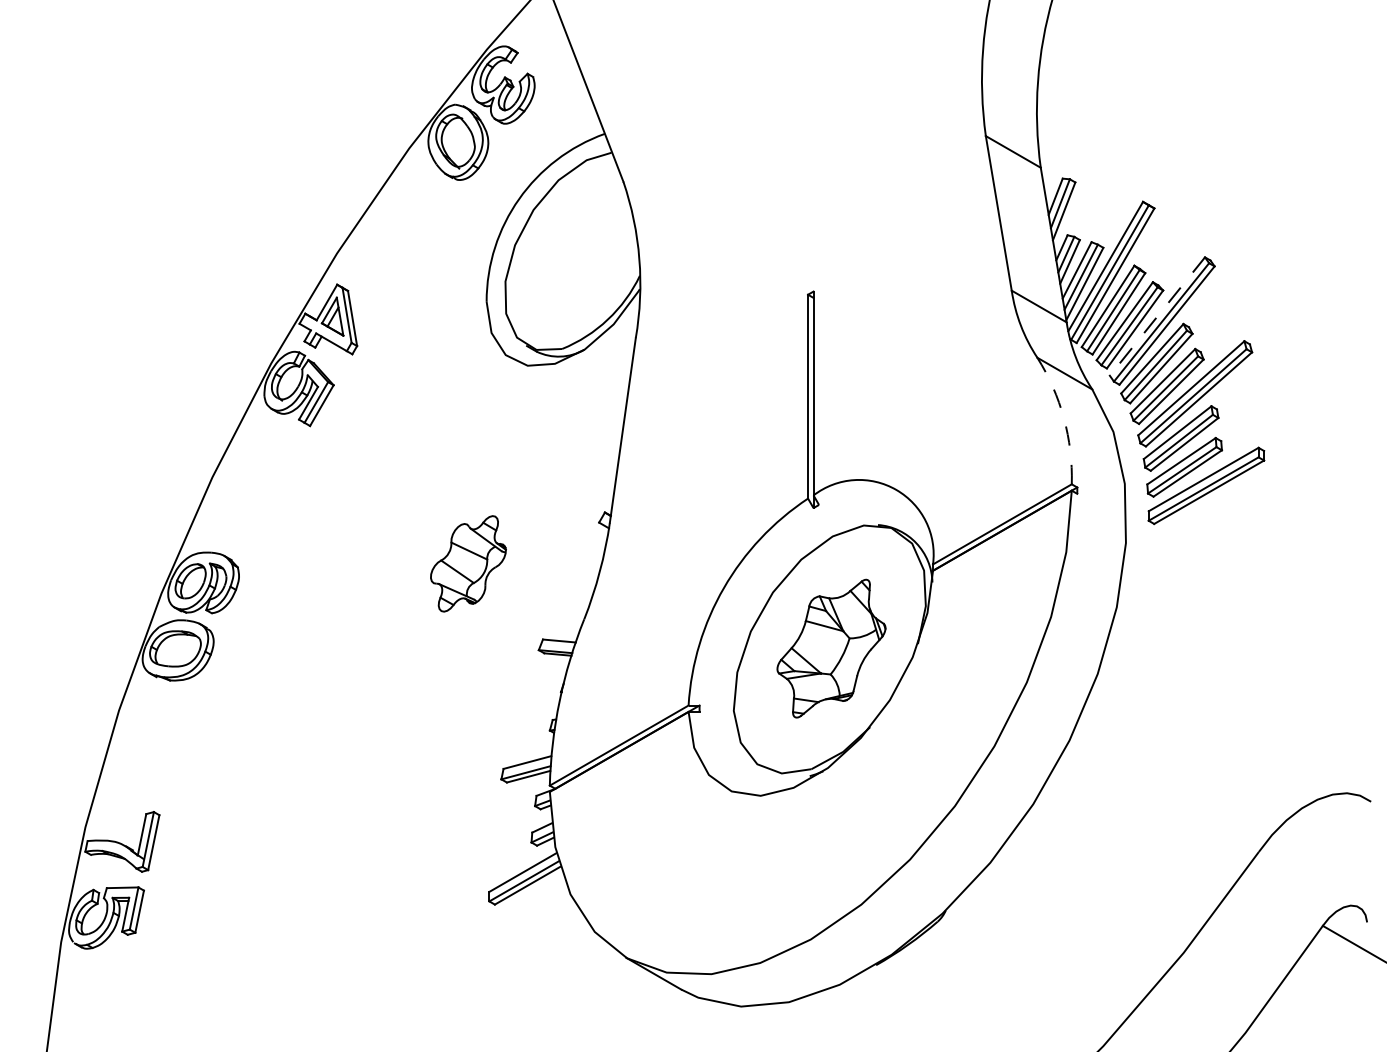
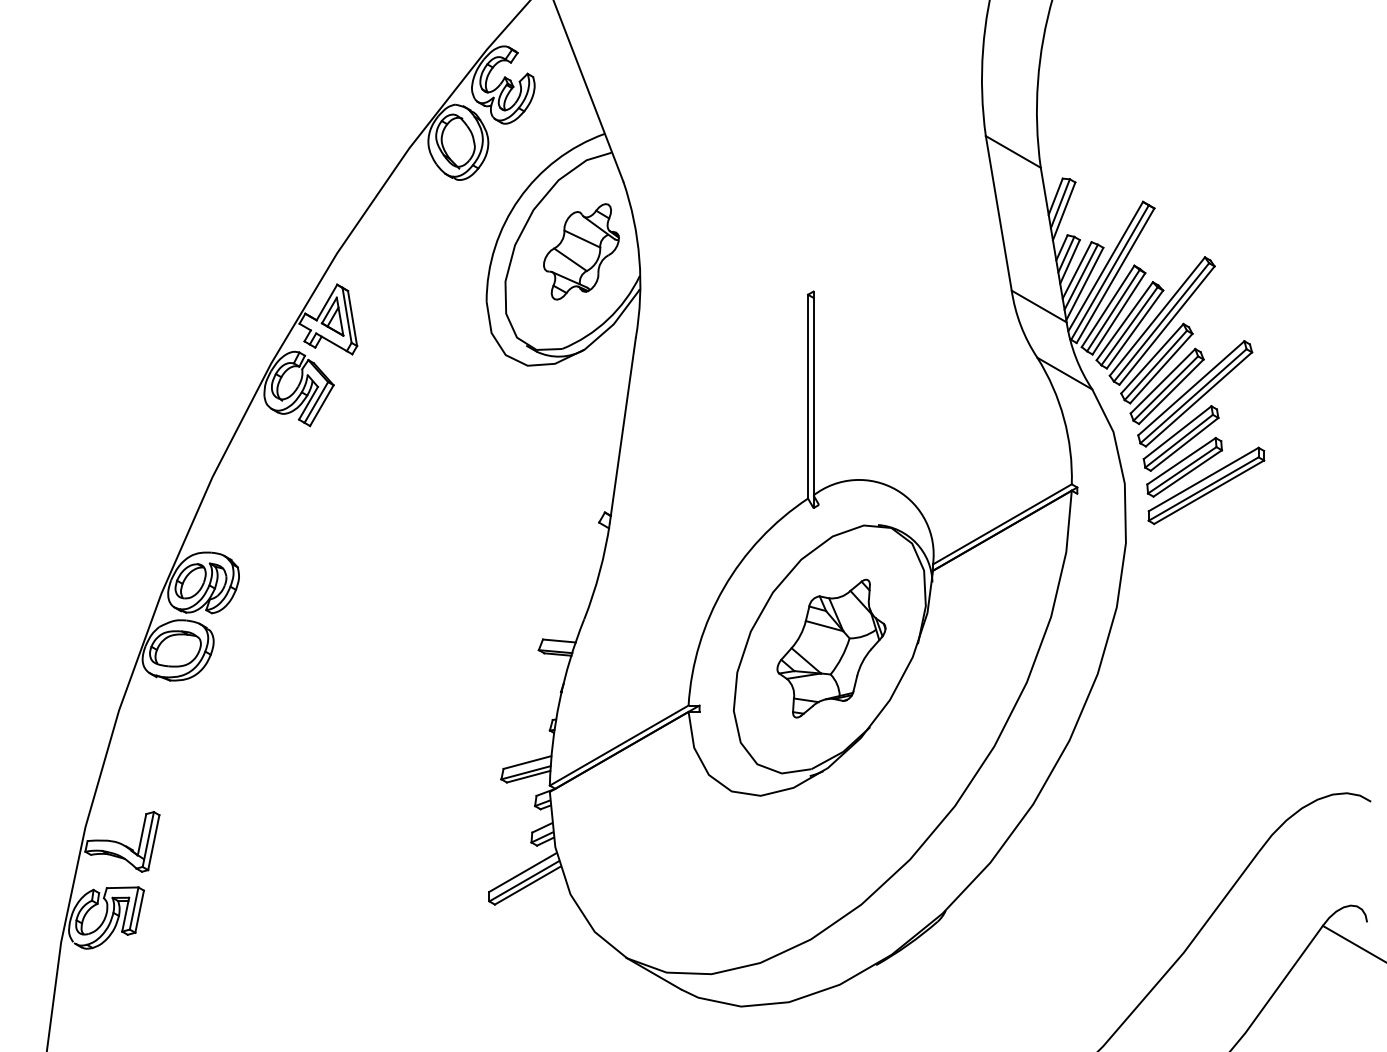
line: dashed -> solid (1157, 316)
arc: dashed -> solid (1063, 418)
part position: (468, 563) -> (581, 251) (581, 251)
